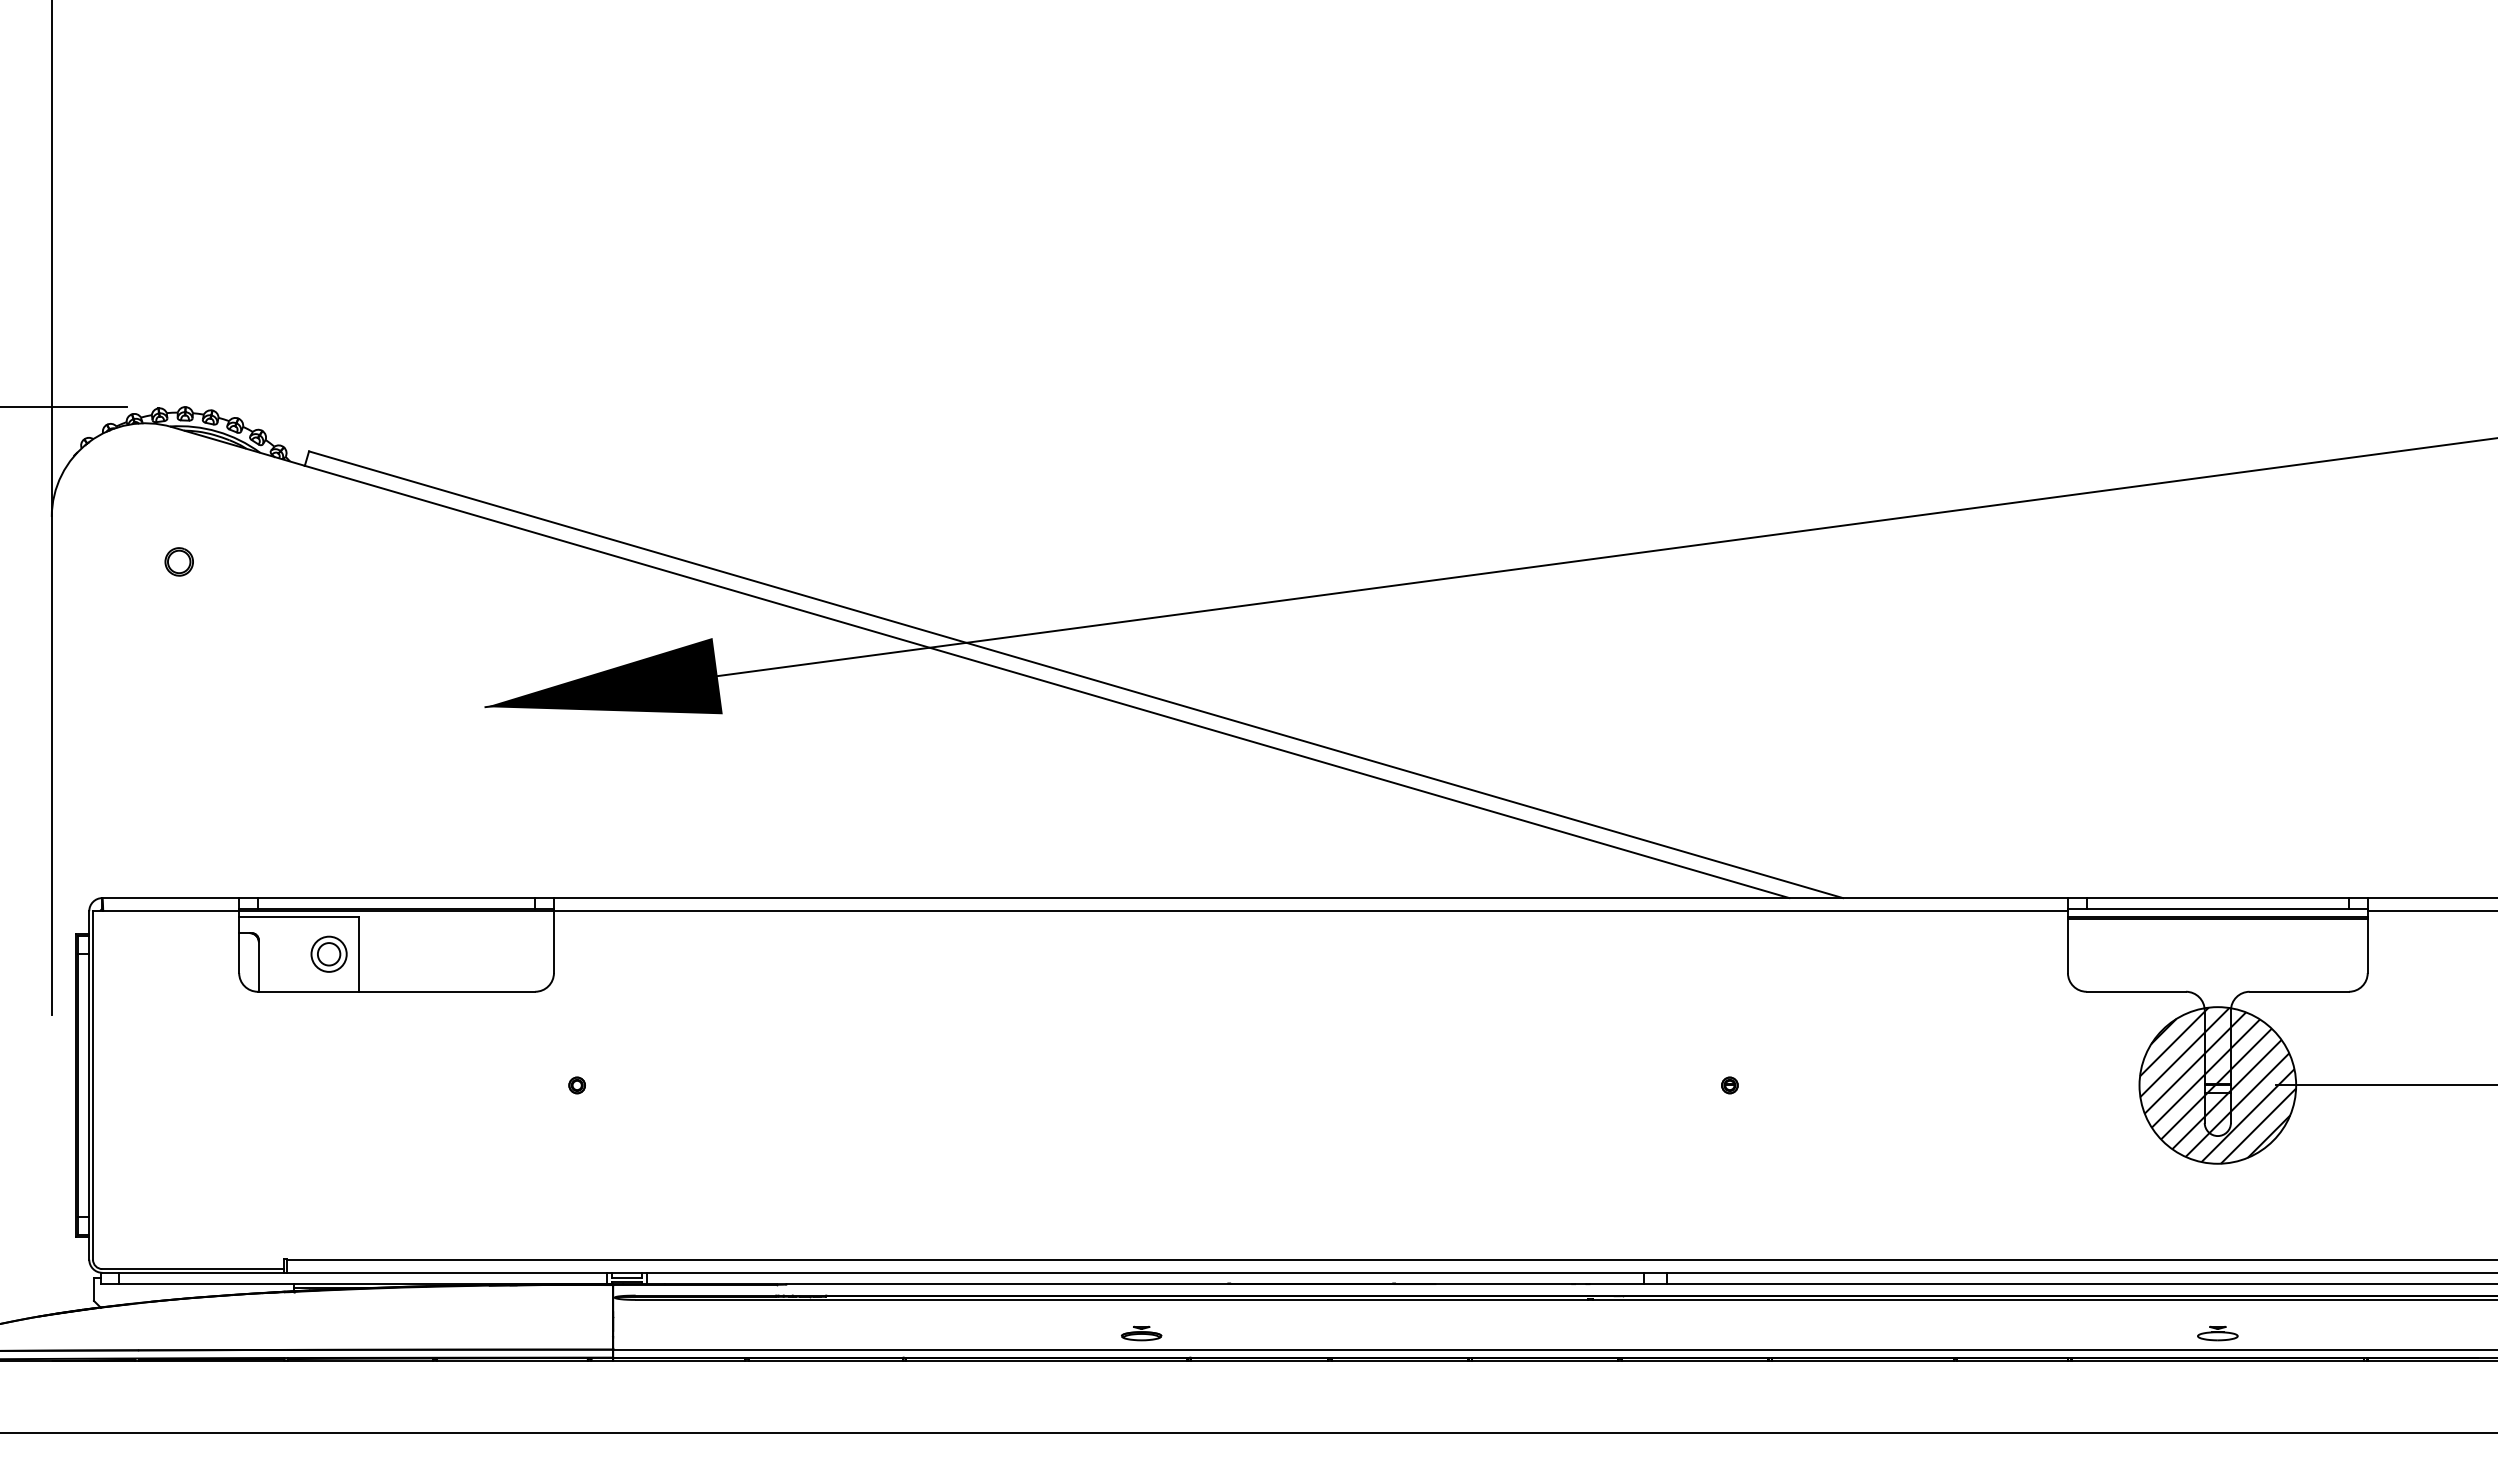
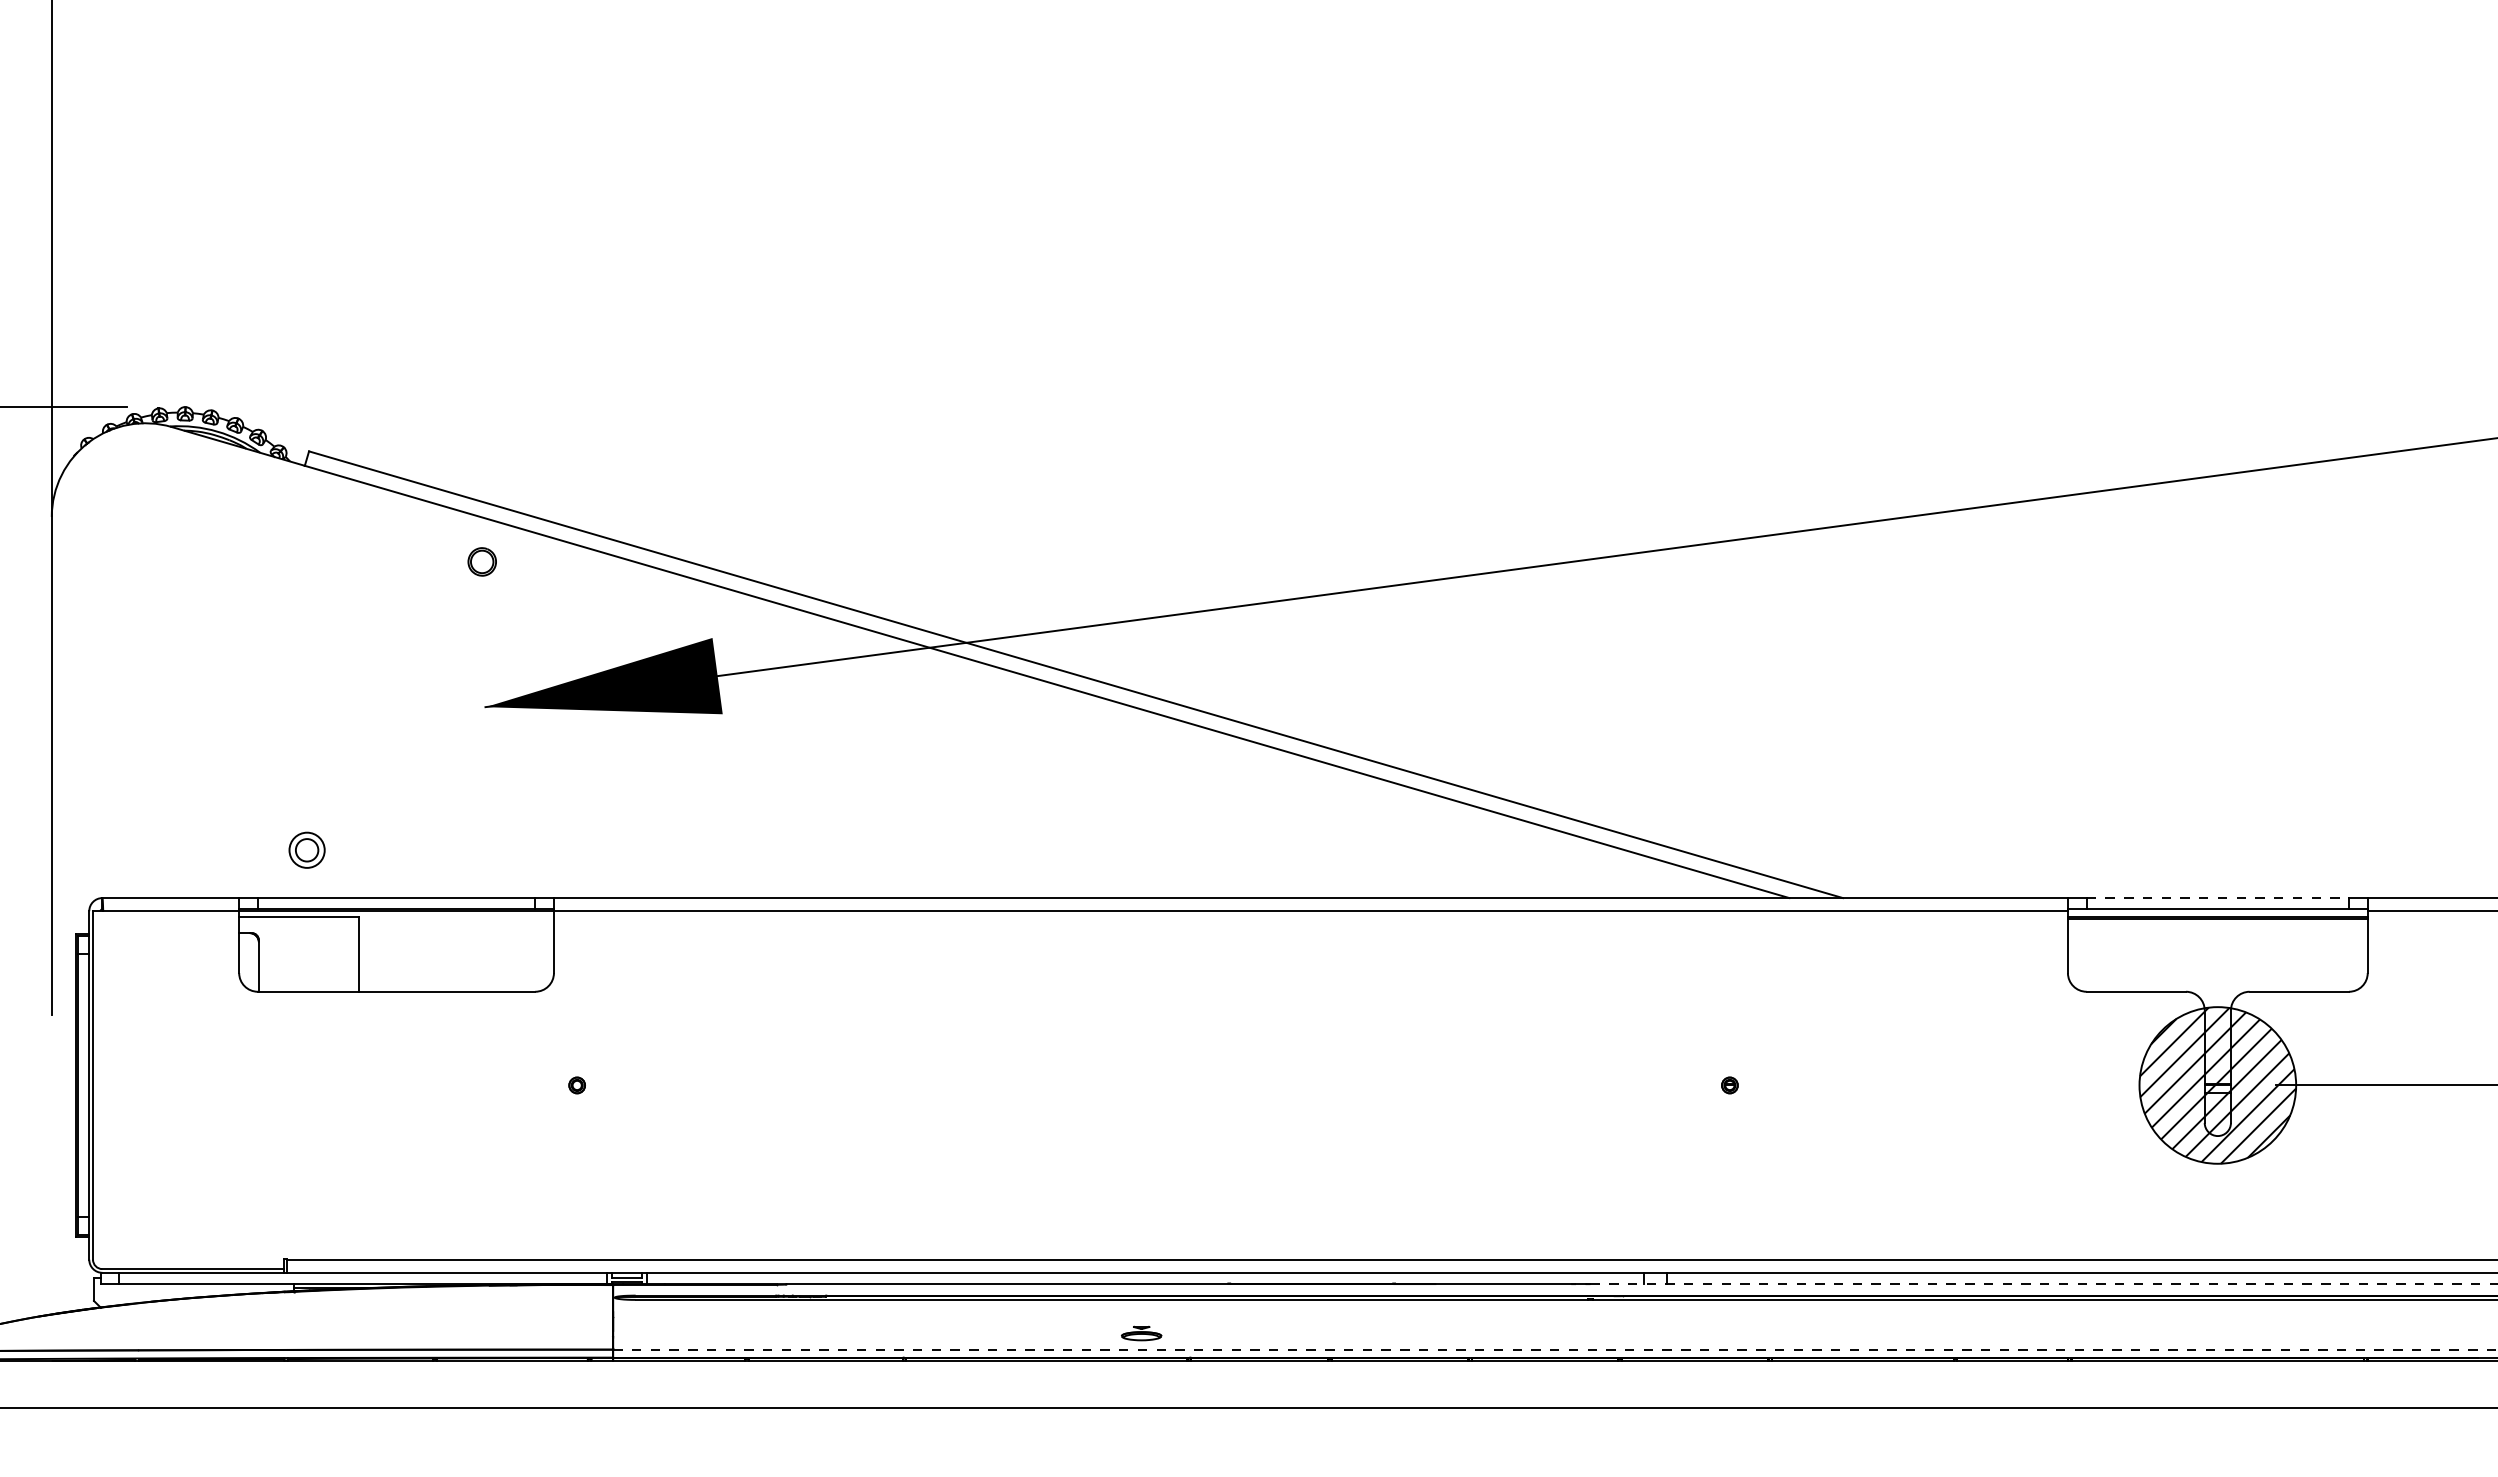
part position: (178, 561) -> (481, 561) (481, 561)
line: solid -> dashed (2218, 898)
part position: (328, 953) -> (306, 849) (306, 849)
line: solid -> dashed (2044, 1284)
part: present -> none (2217, 1333)
line: solid -> dashed (1555, 1349)
line position: (1248, 1432) -> (1248, 1407) (1248, 1407)
